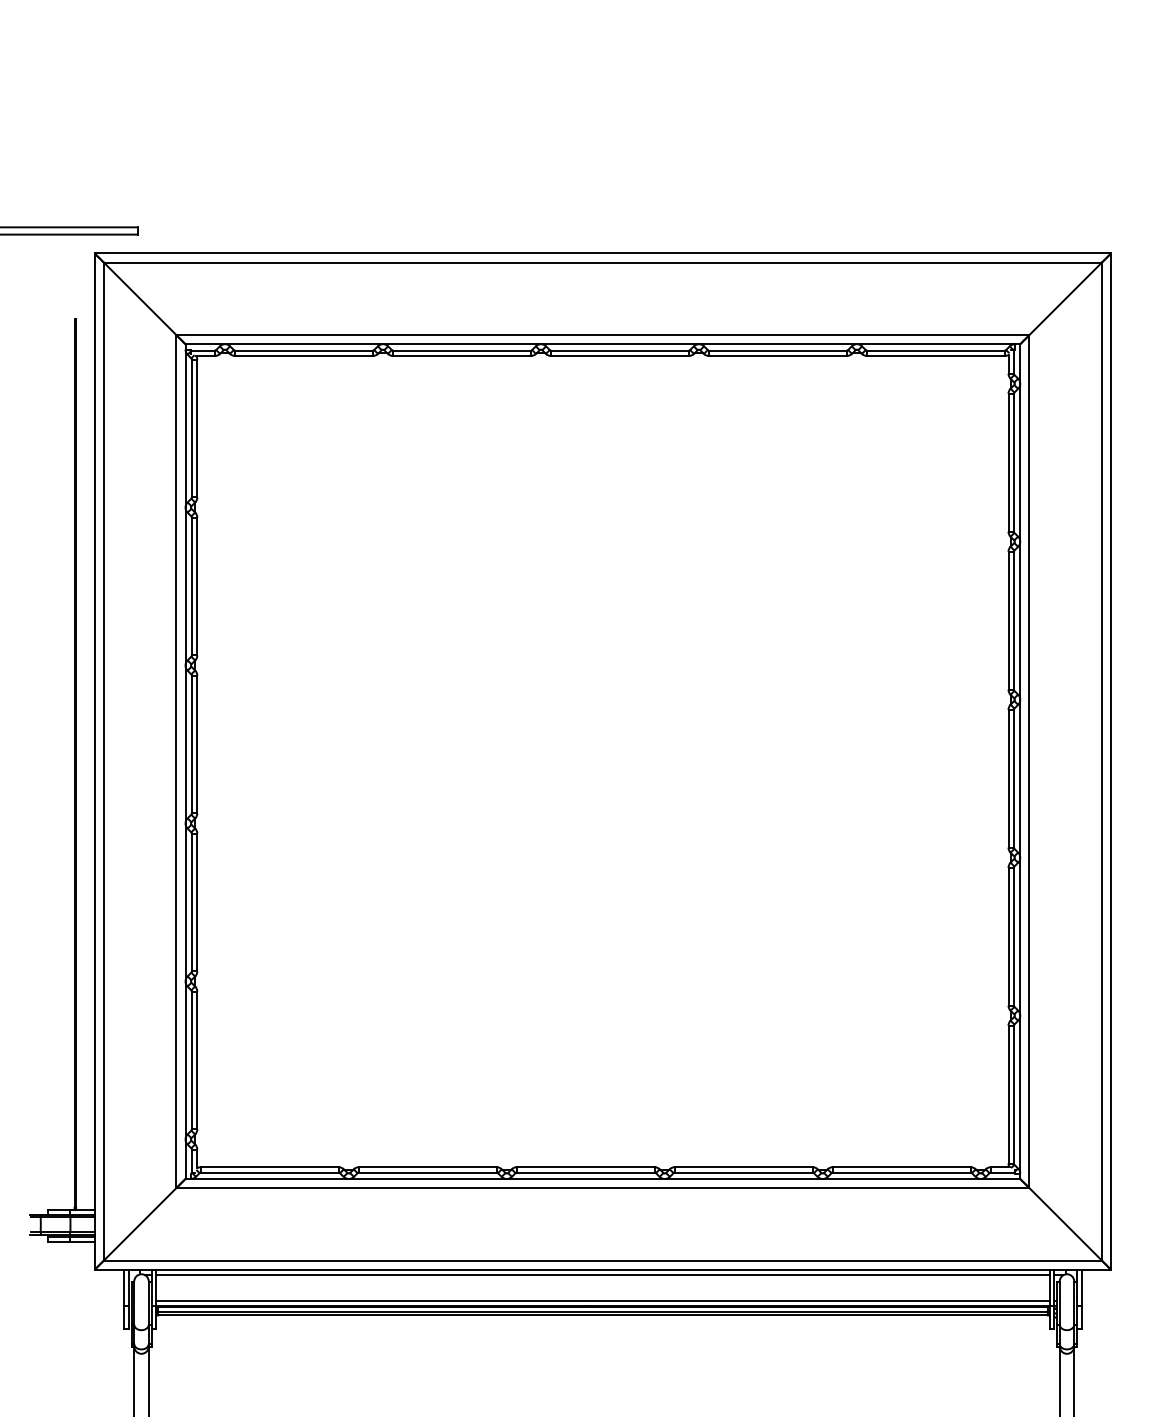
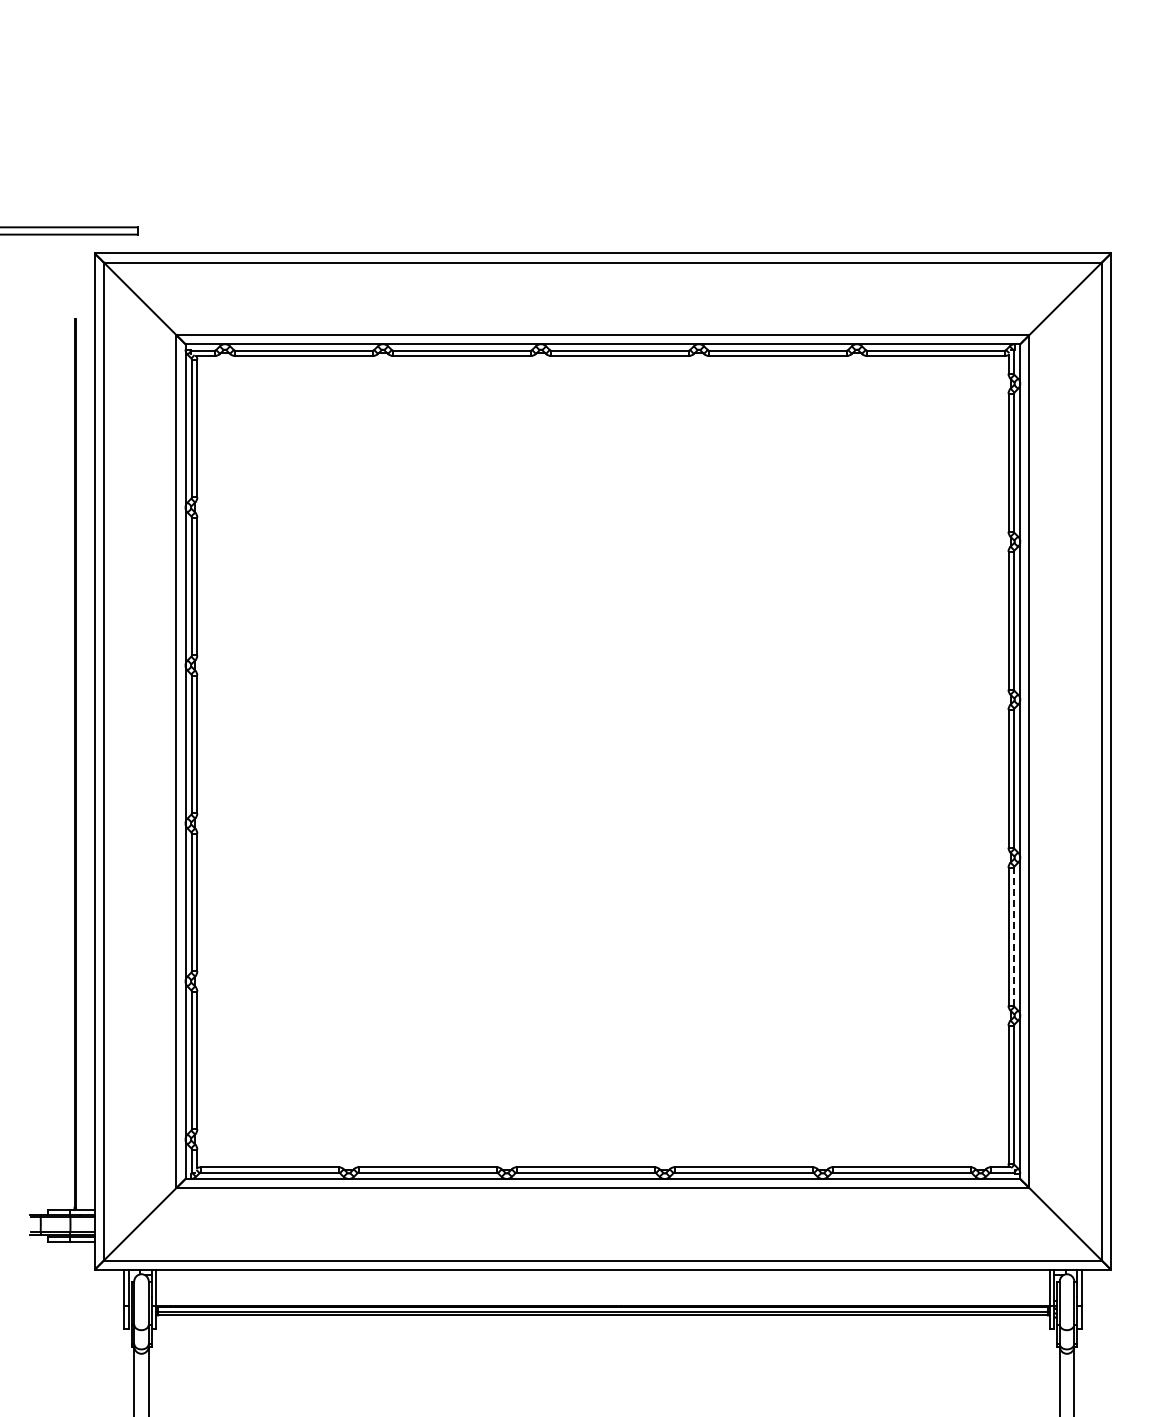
line: solid -> dashed (1013, 936)
line: present -> none (602, 1275)
line: present -> none (602, 1300)
